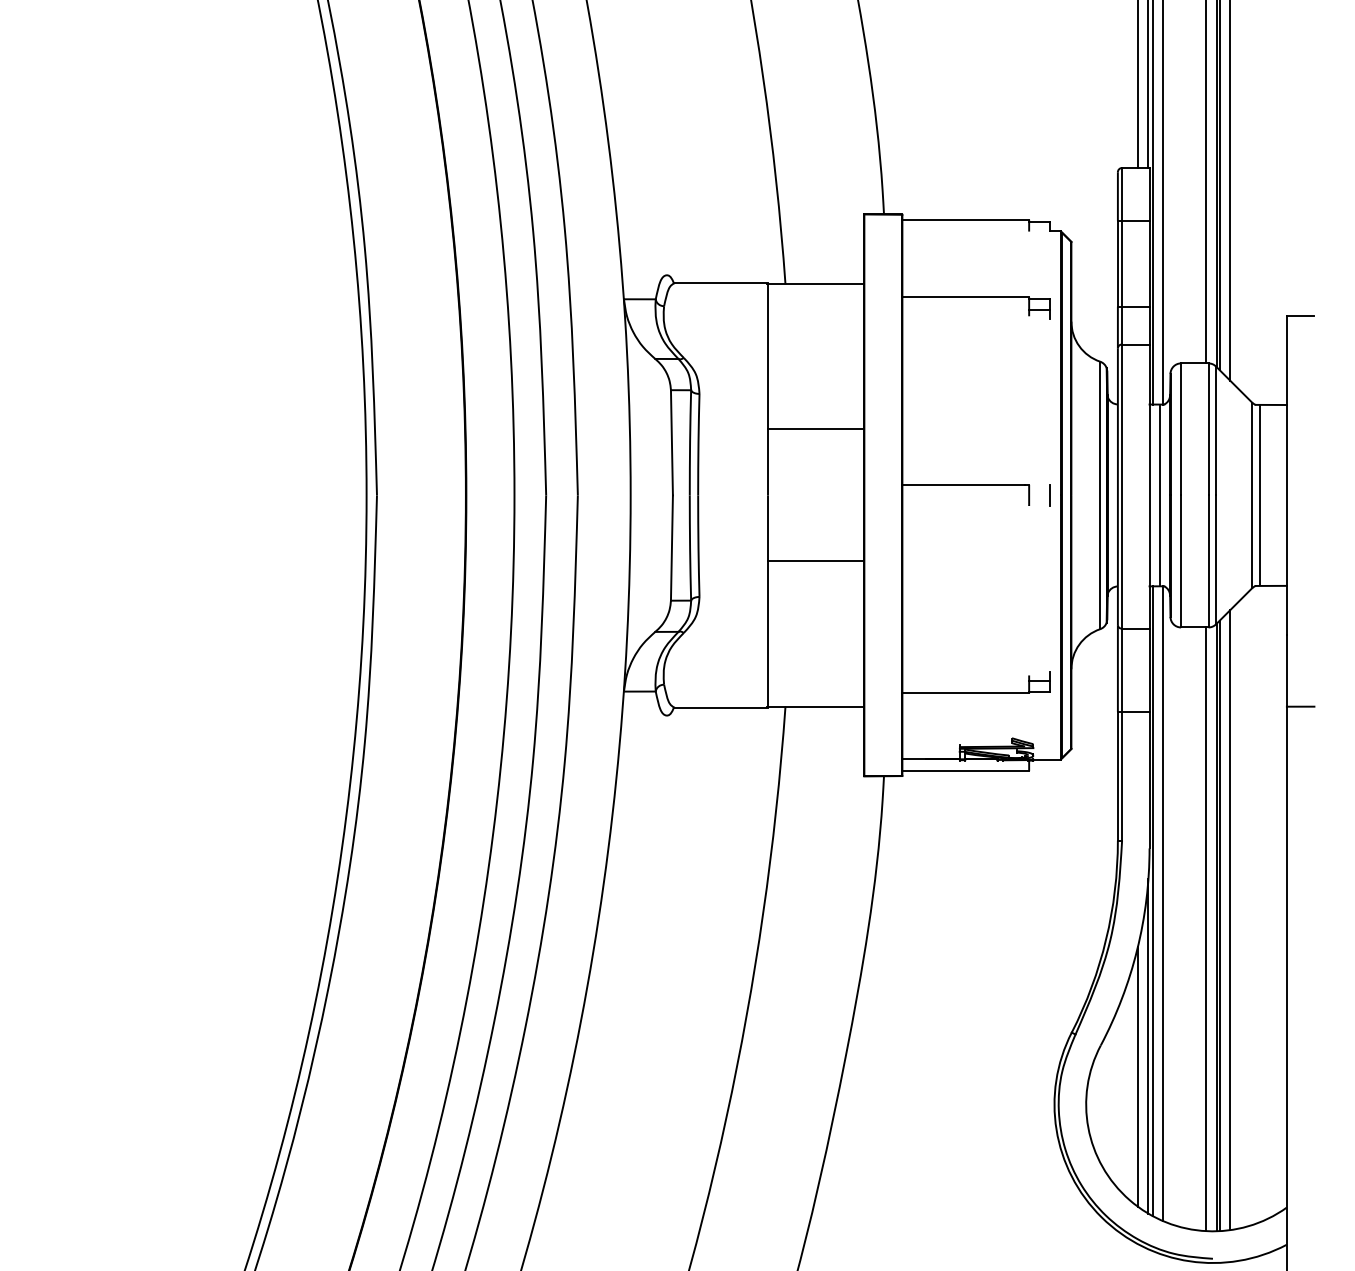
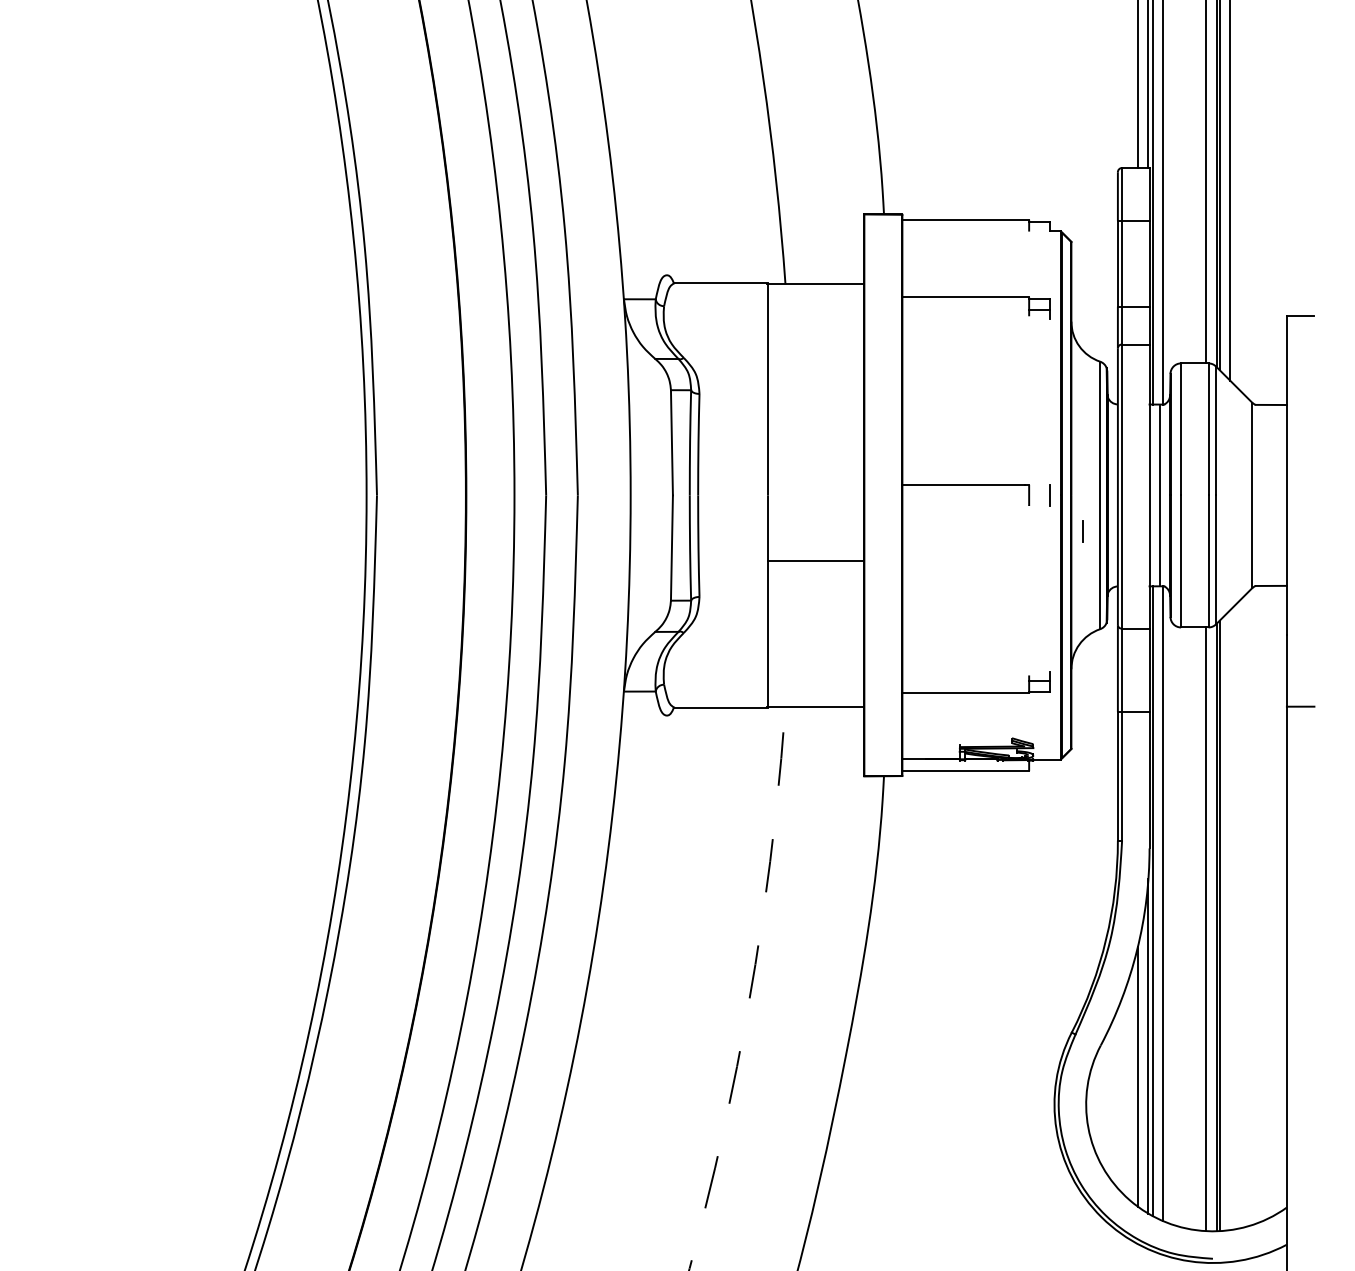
line: present -> none (815, 429)
line: present -> none (1259, 495)
line: none -> present (1082, 531)
line: present -> none (1230, 919)
arc: solid -> dashed (750, 991)
